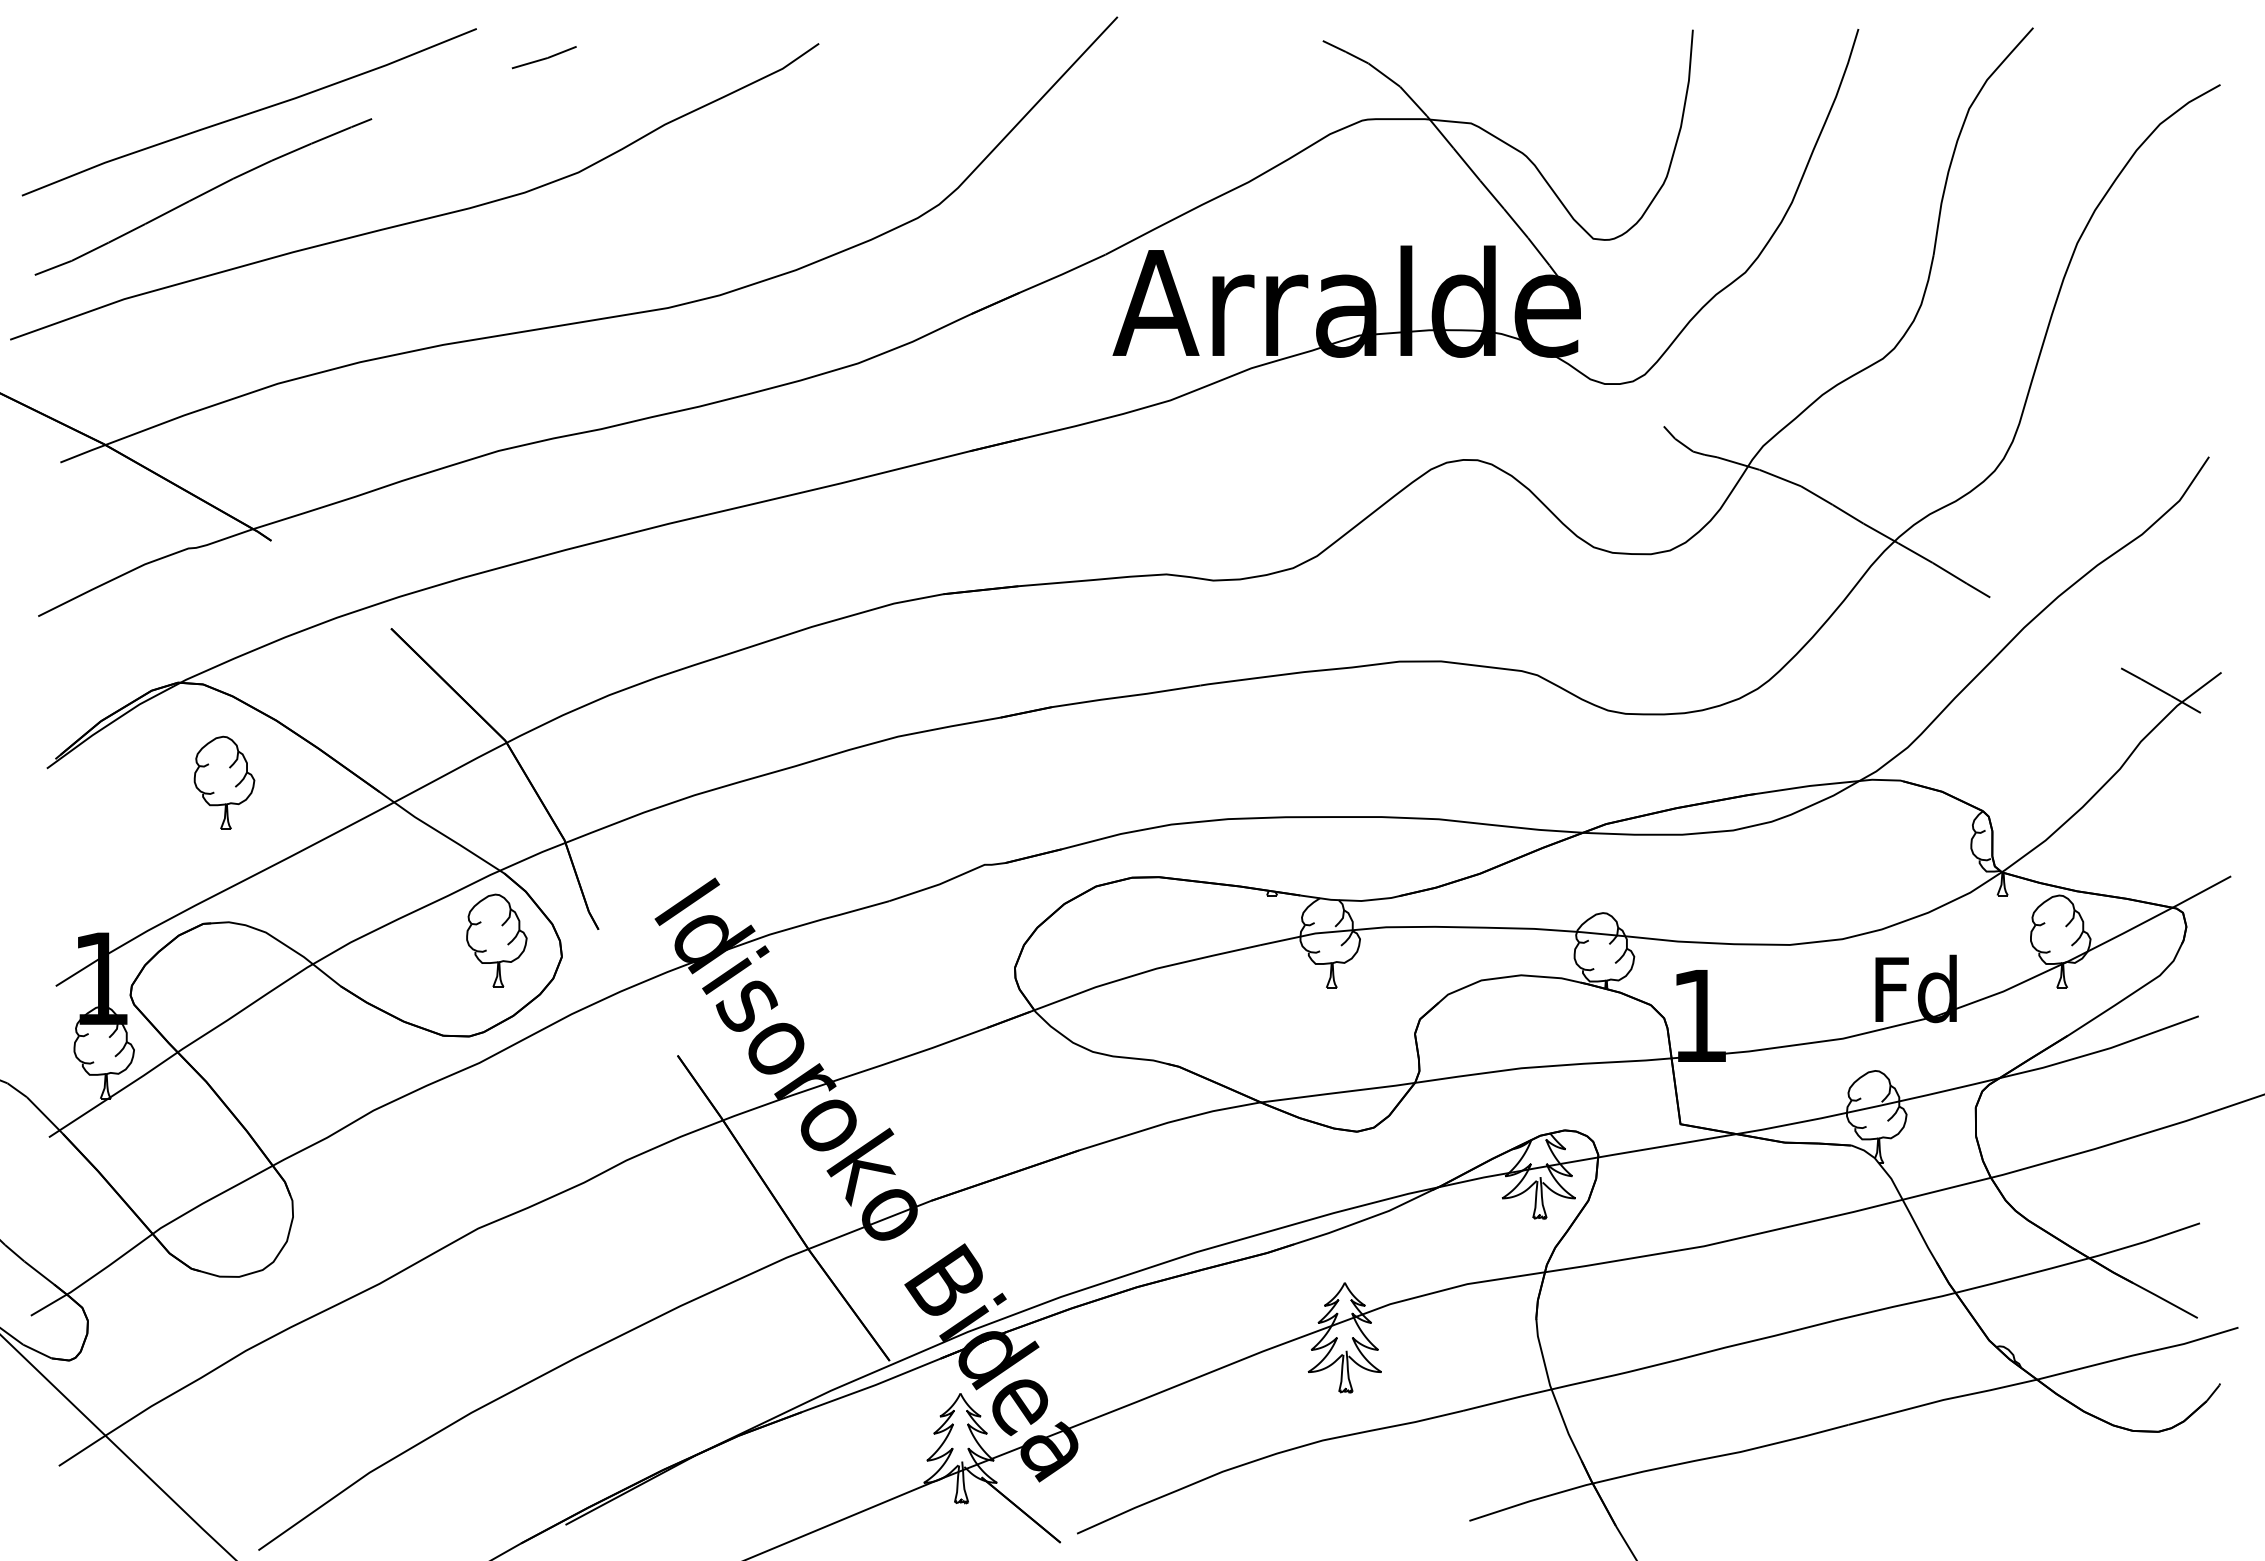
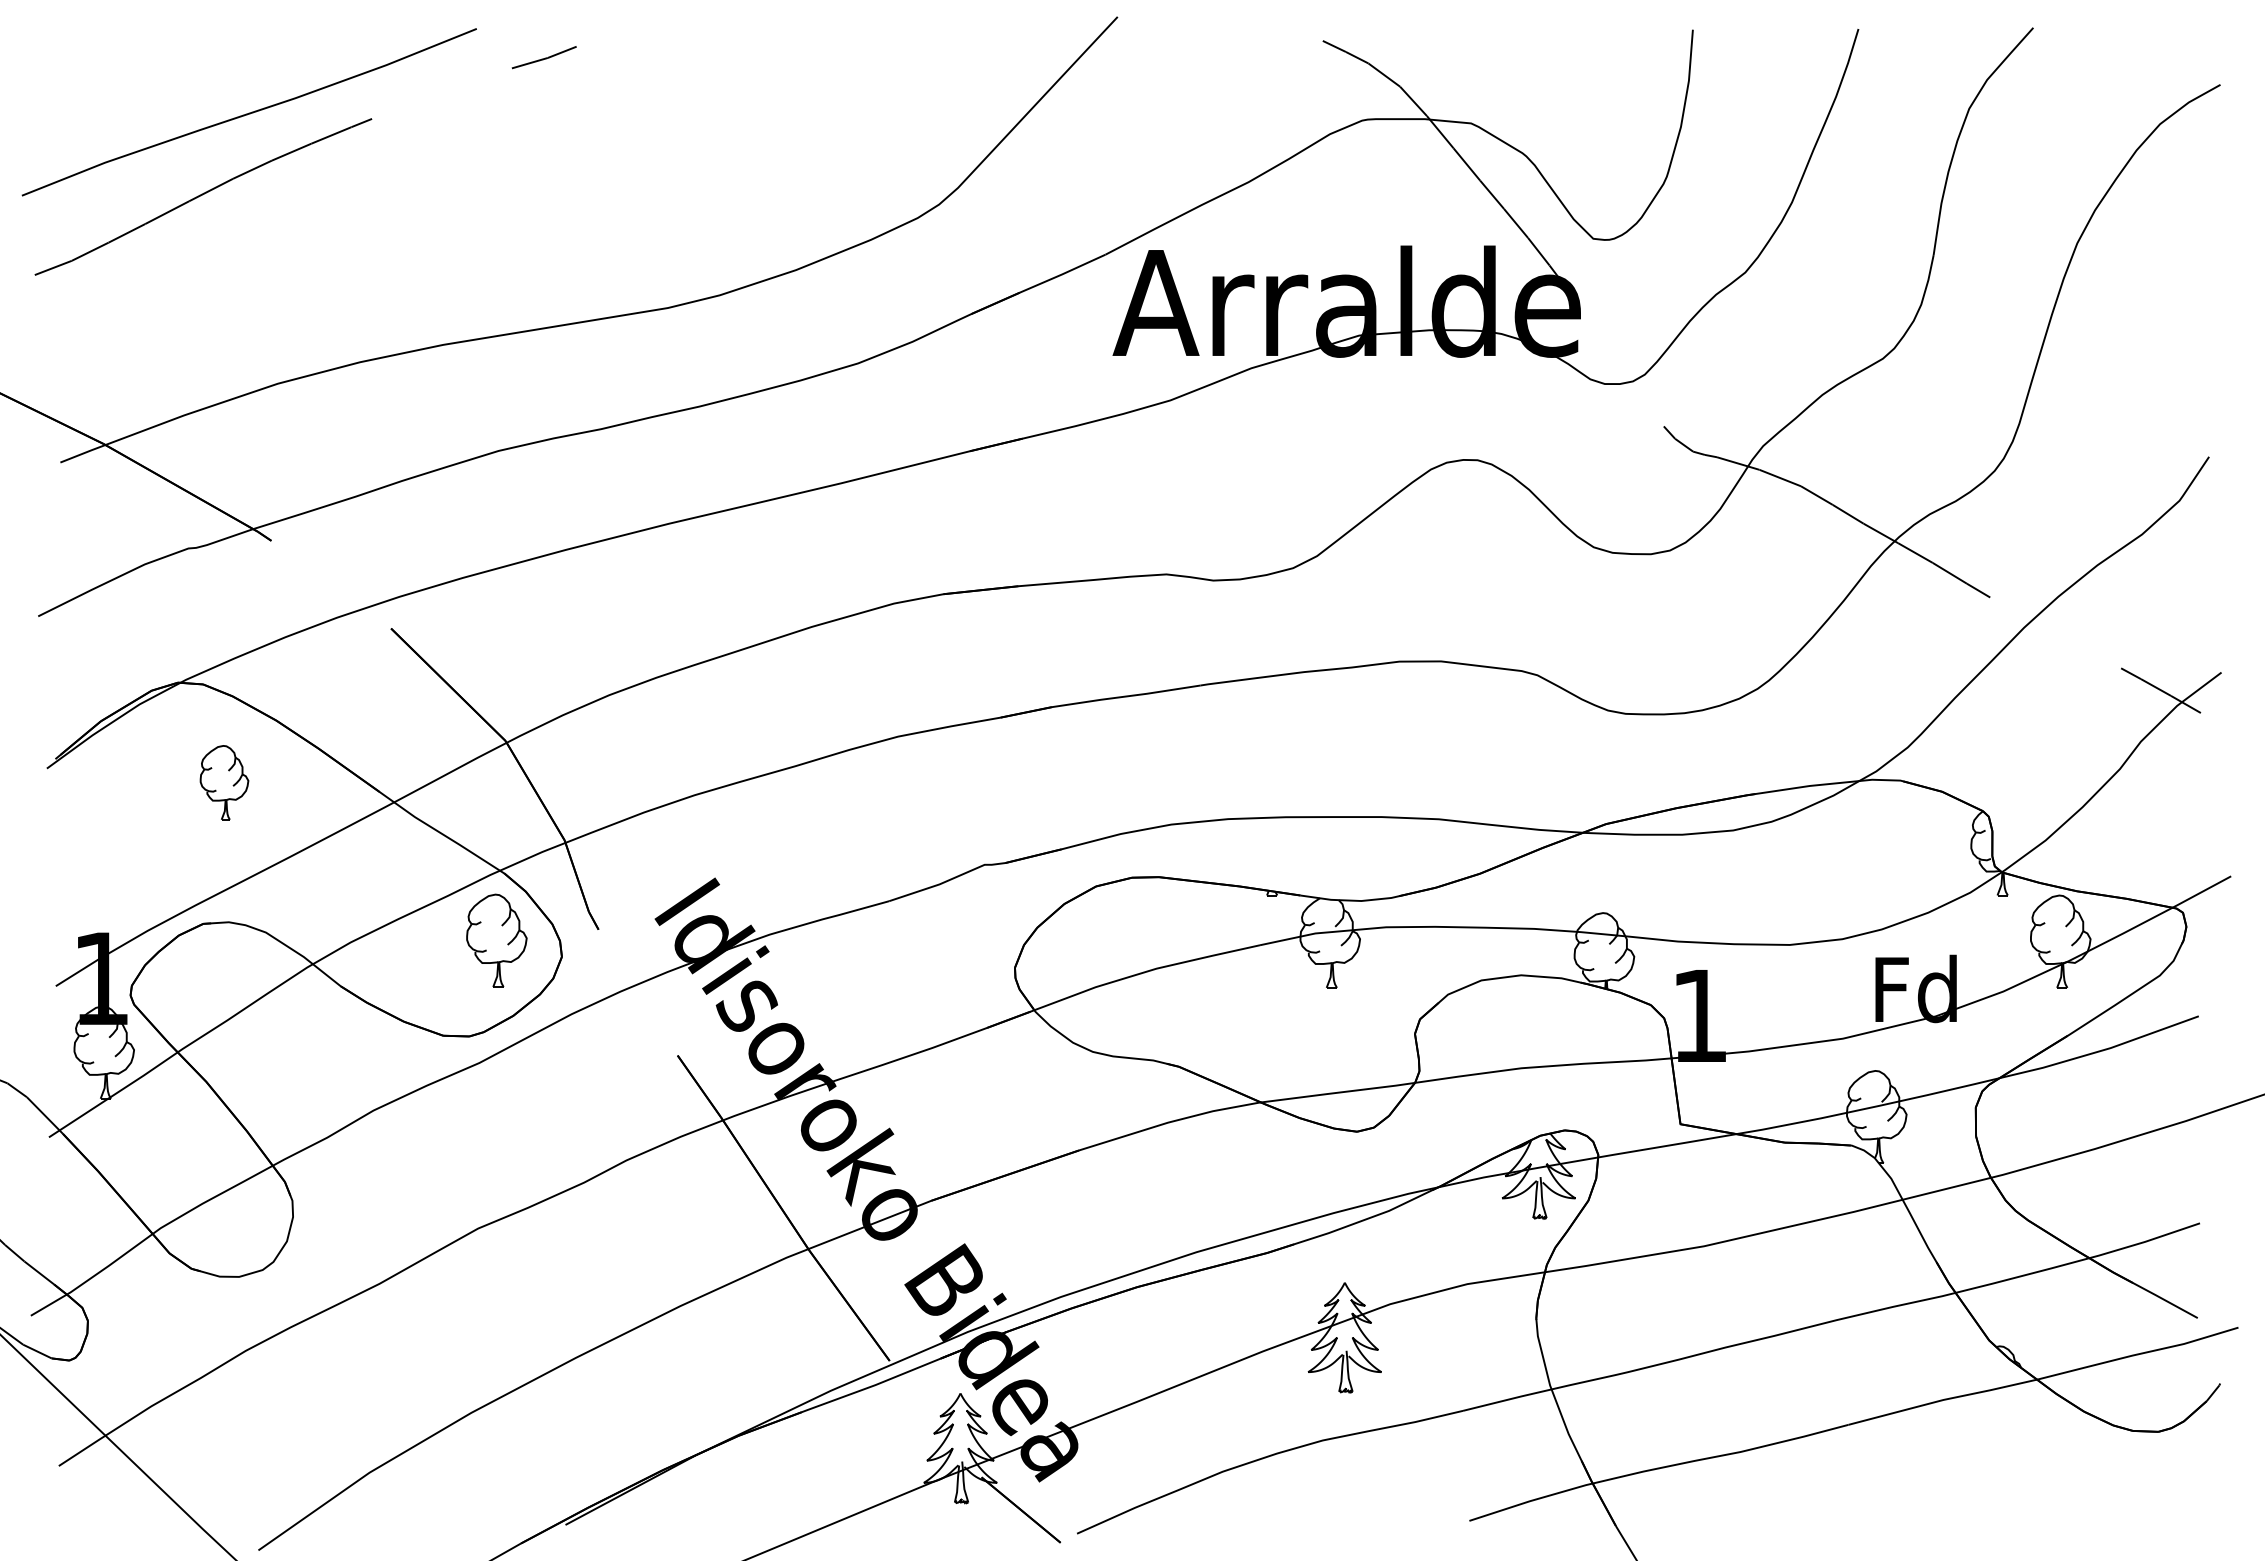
curve: present -> none (422, 218)
part size: 63x95 px -> 51x76 px (224, 782)
